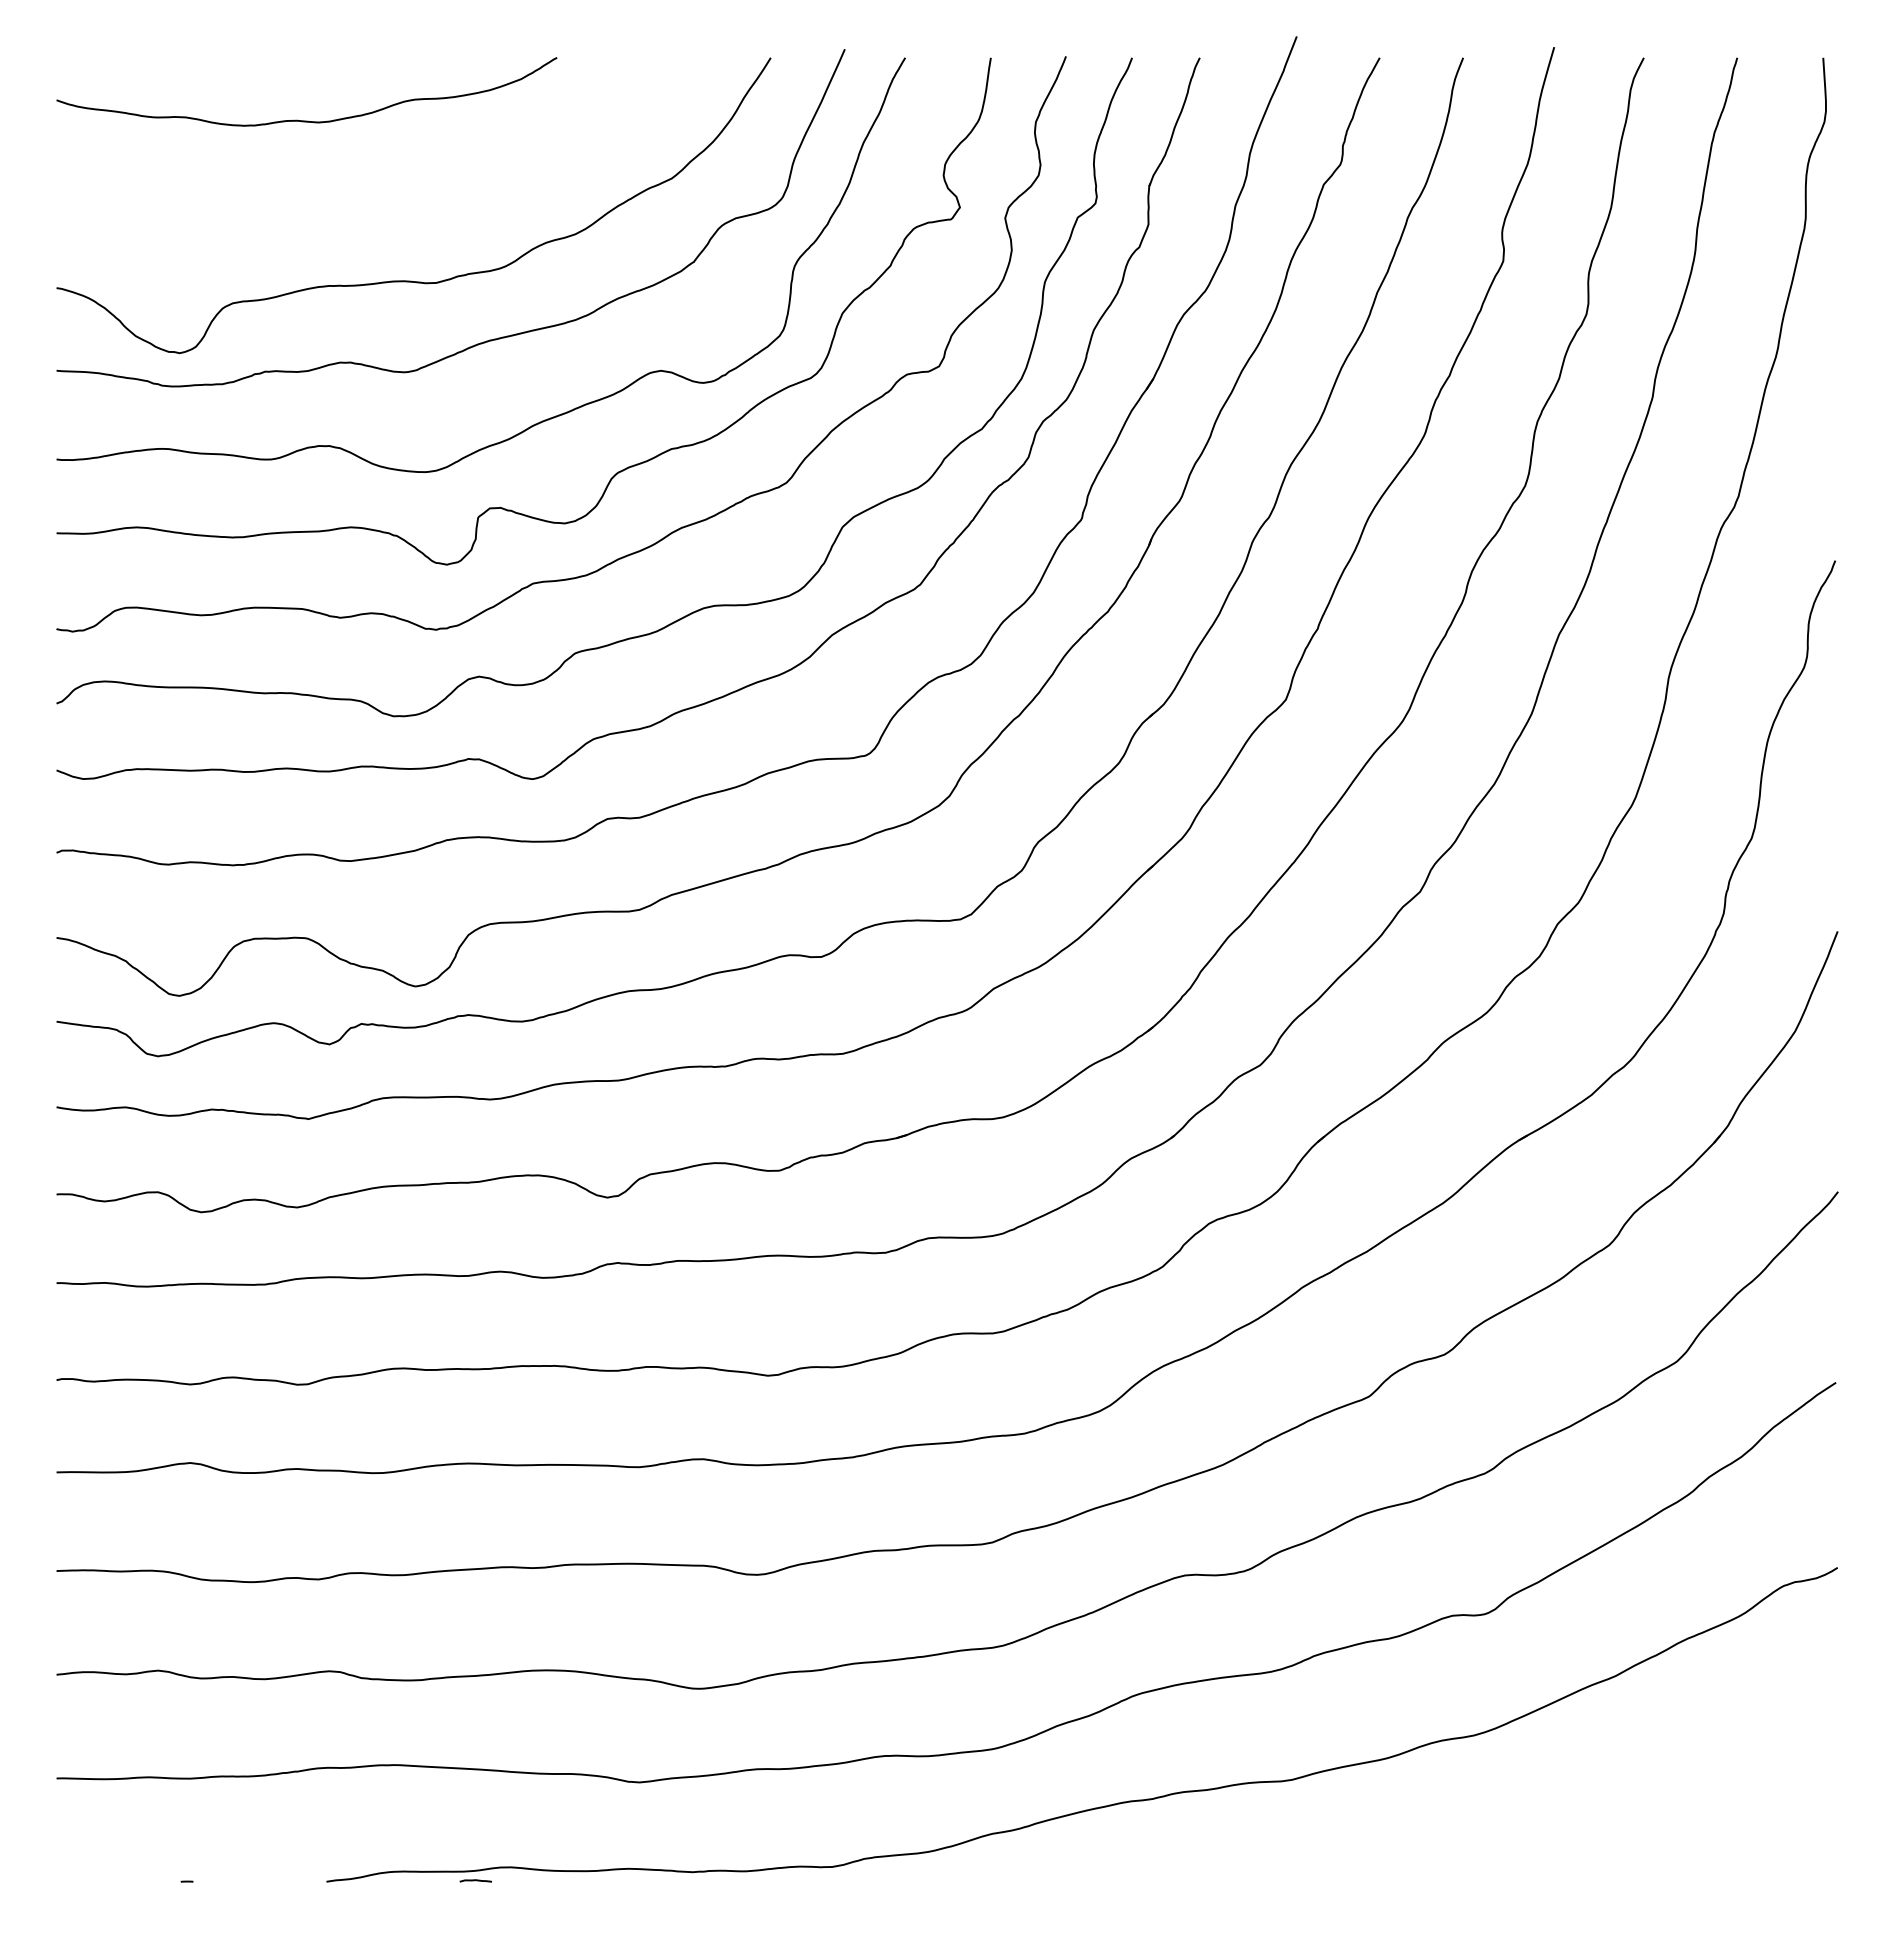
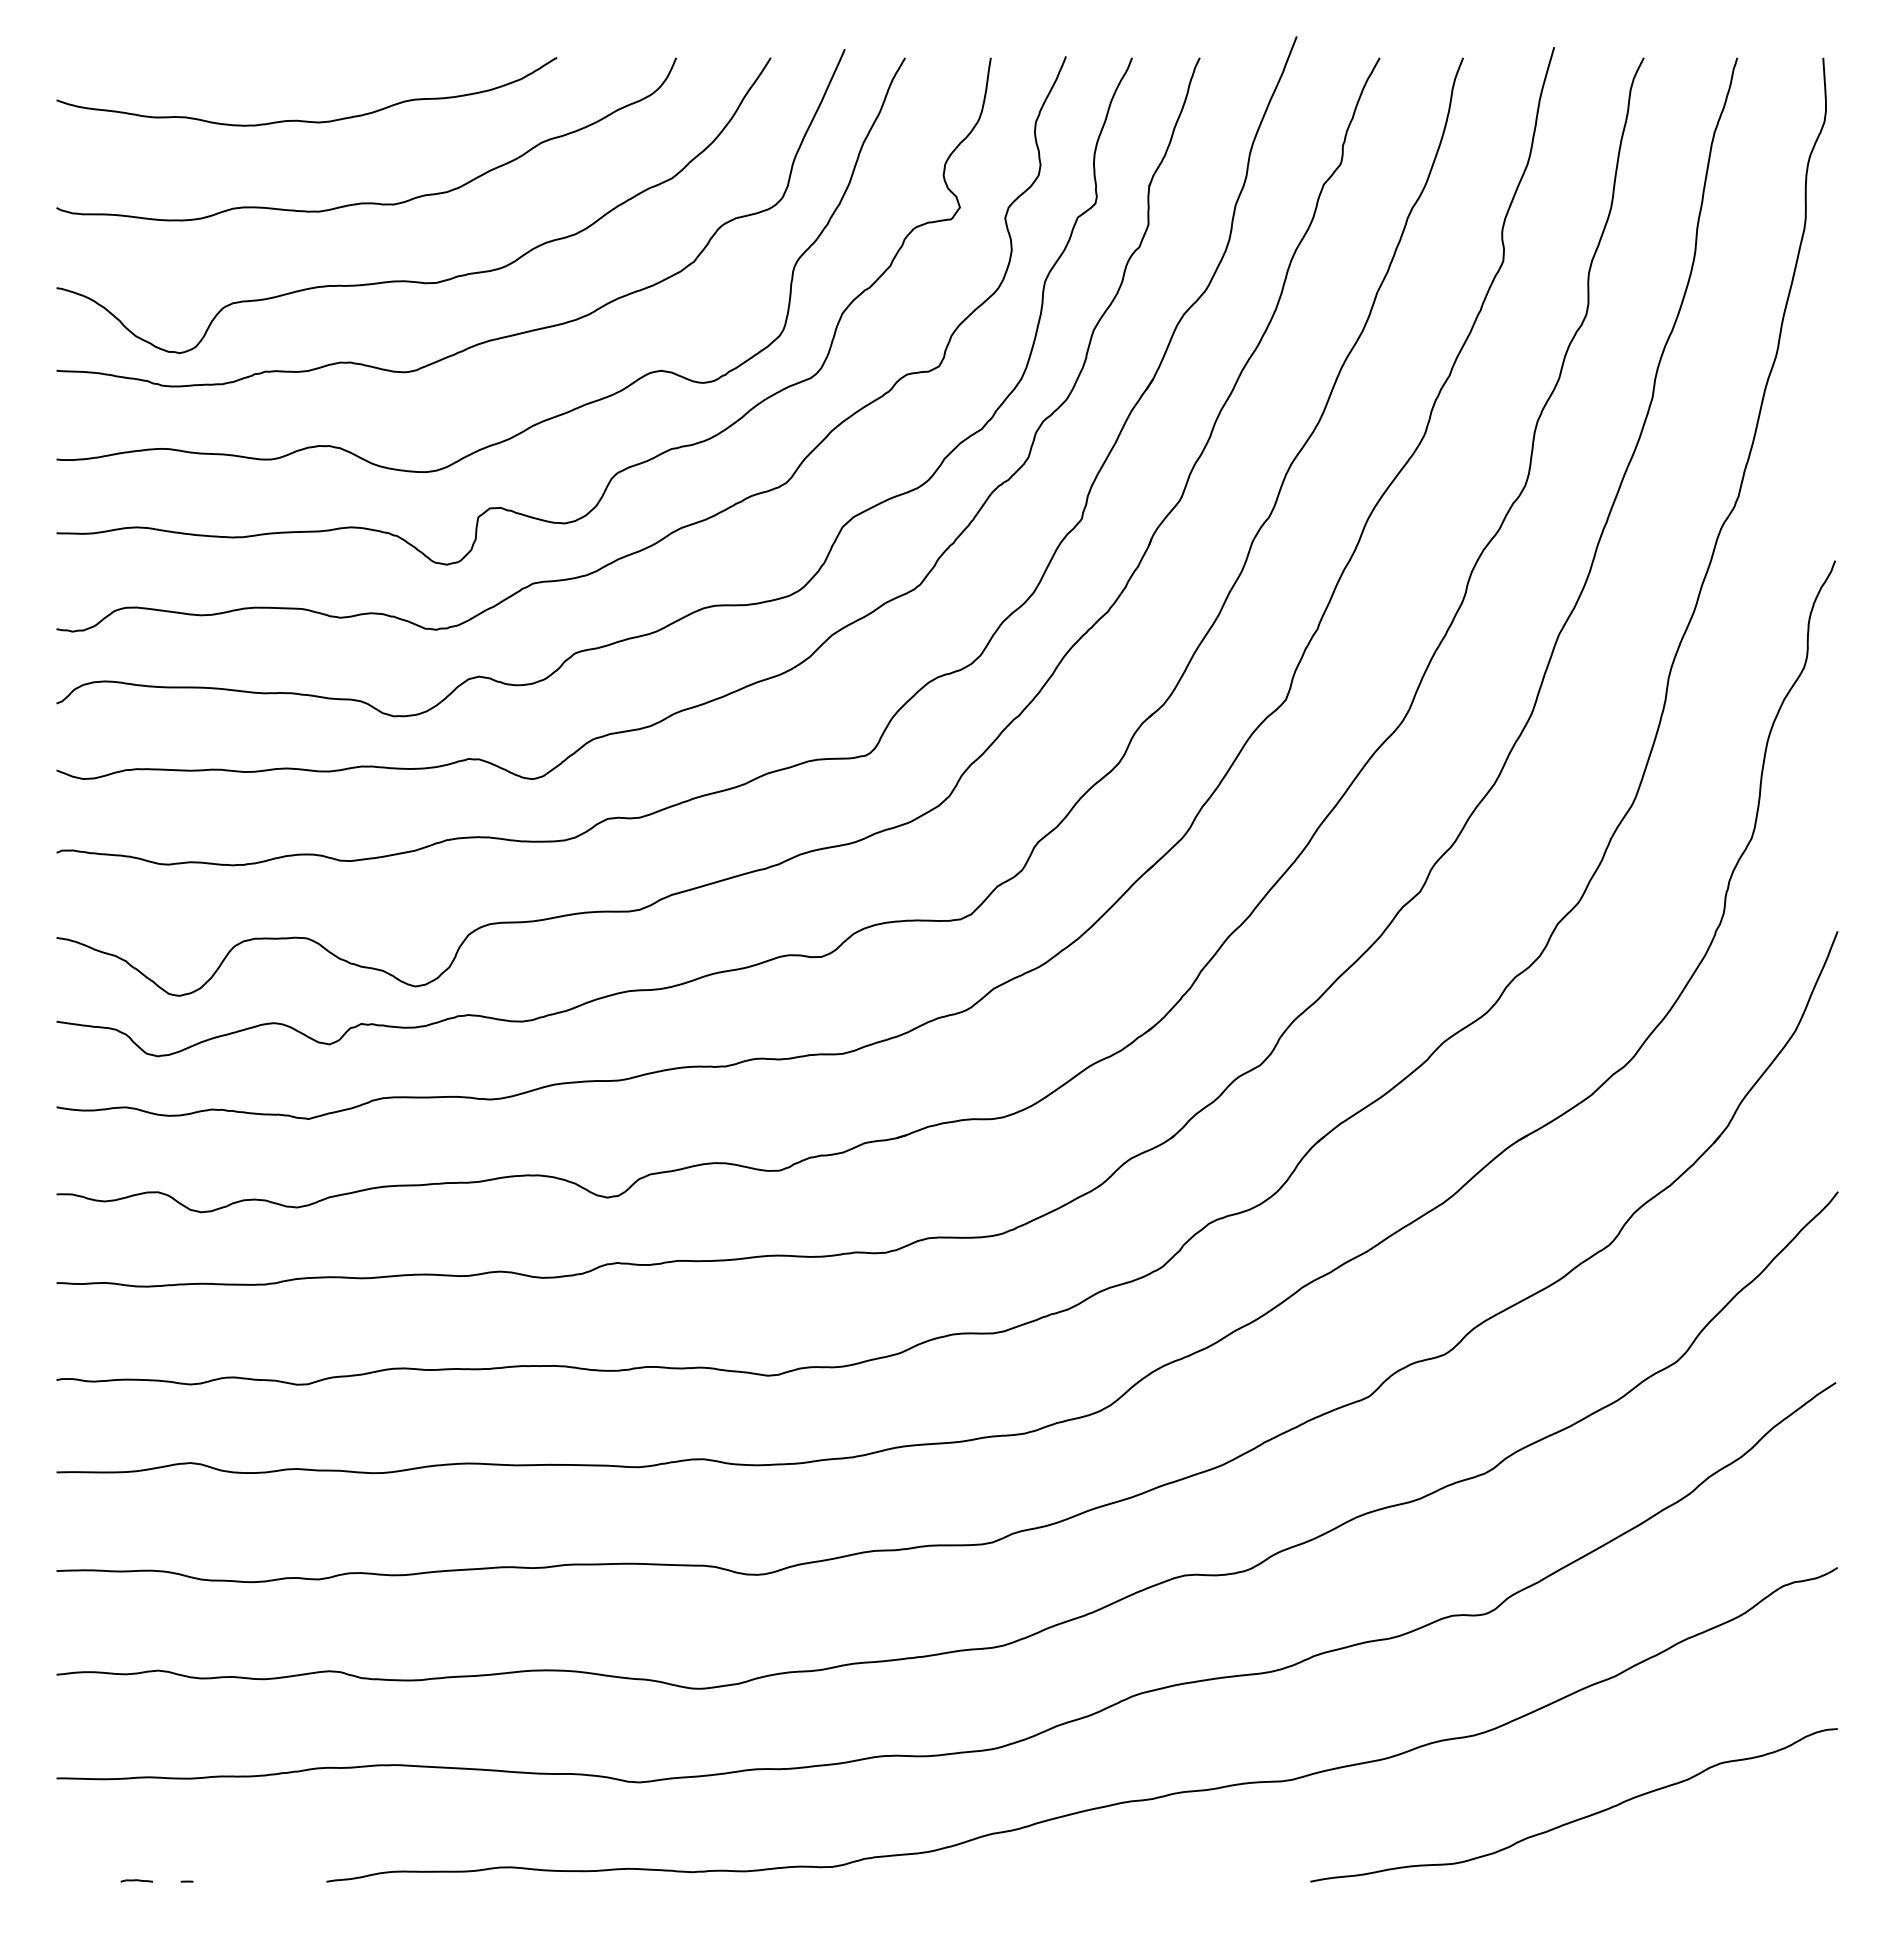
curve: none -> present (366, 202)
curve: none -> present (1578, 1818)
line position: (475, 1880) -> (136, 1880) (136, 1880)
